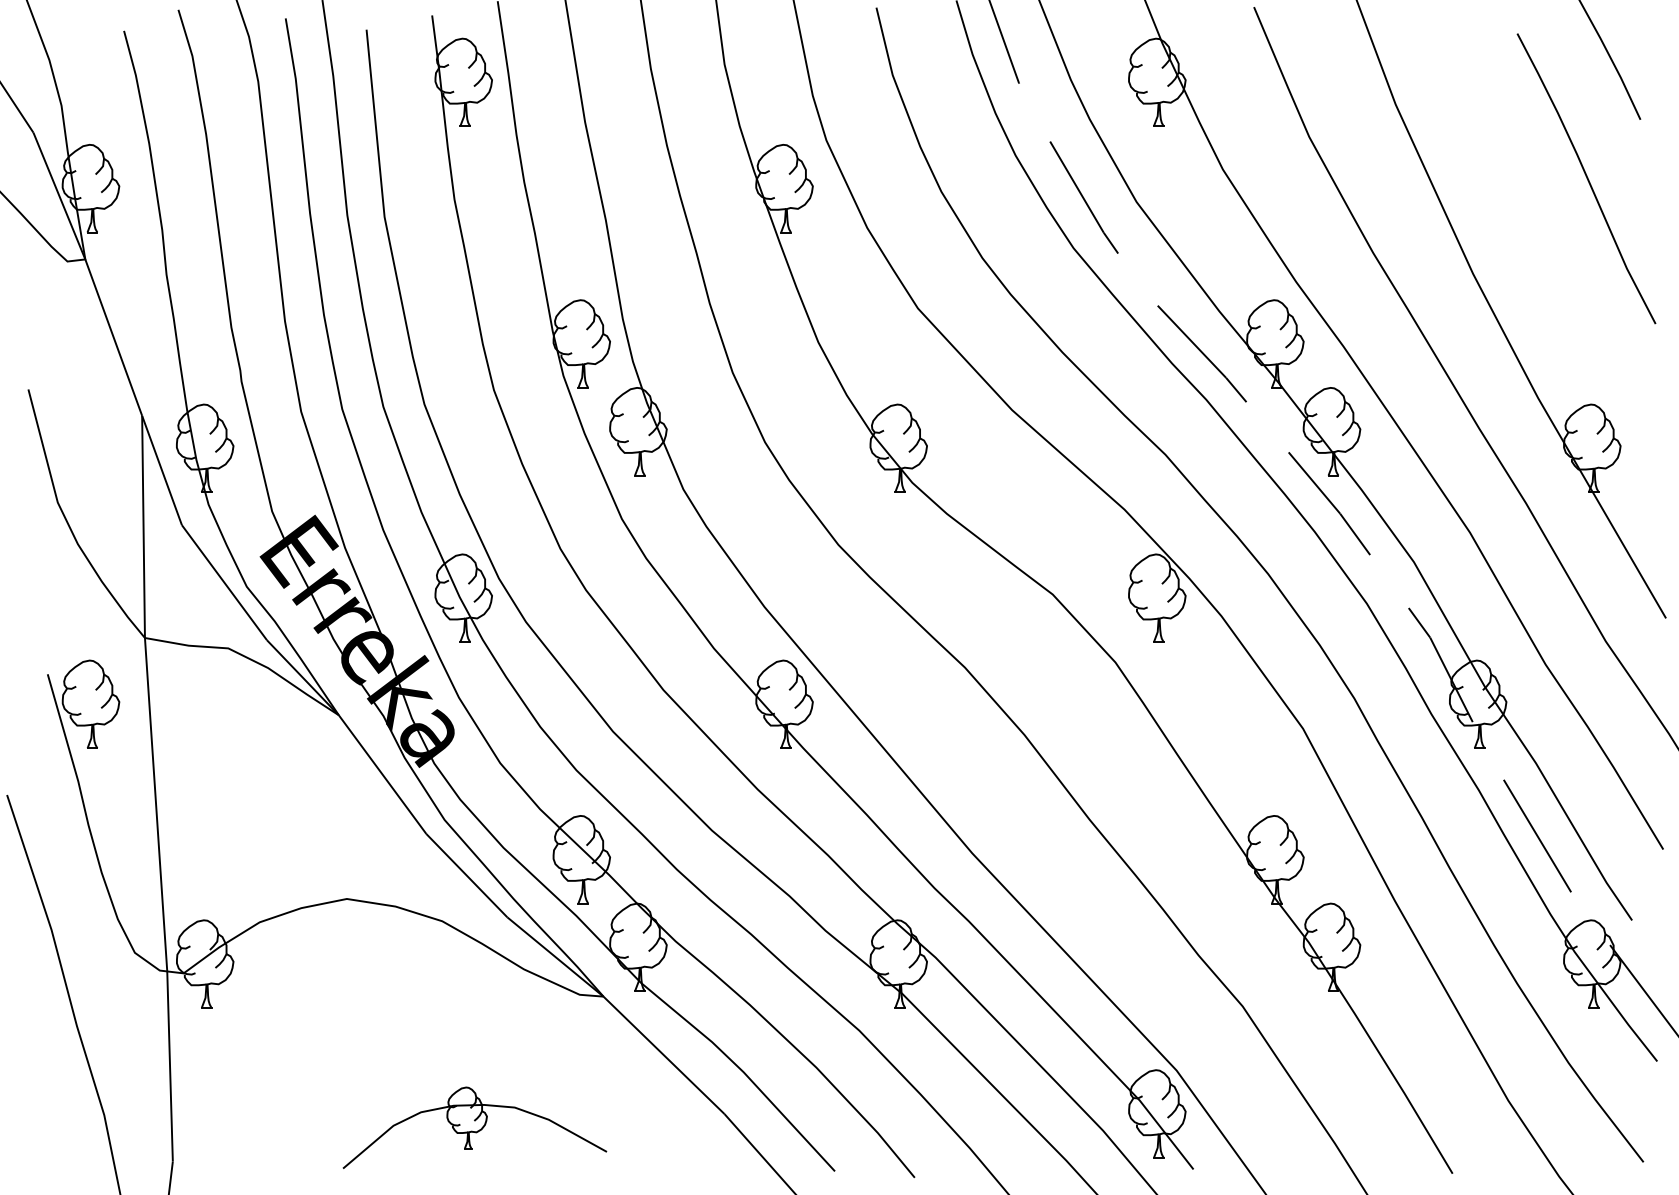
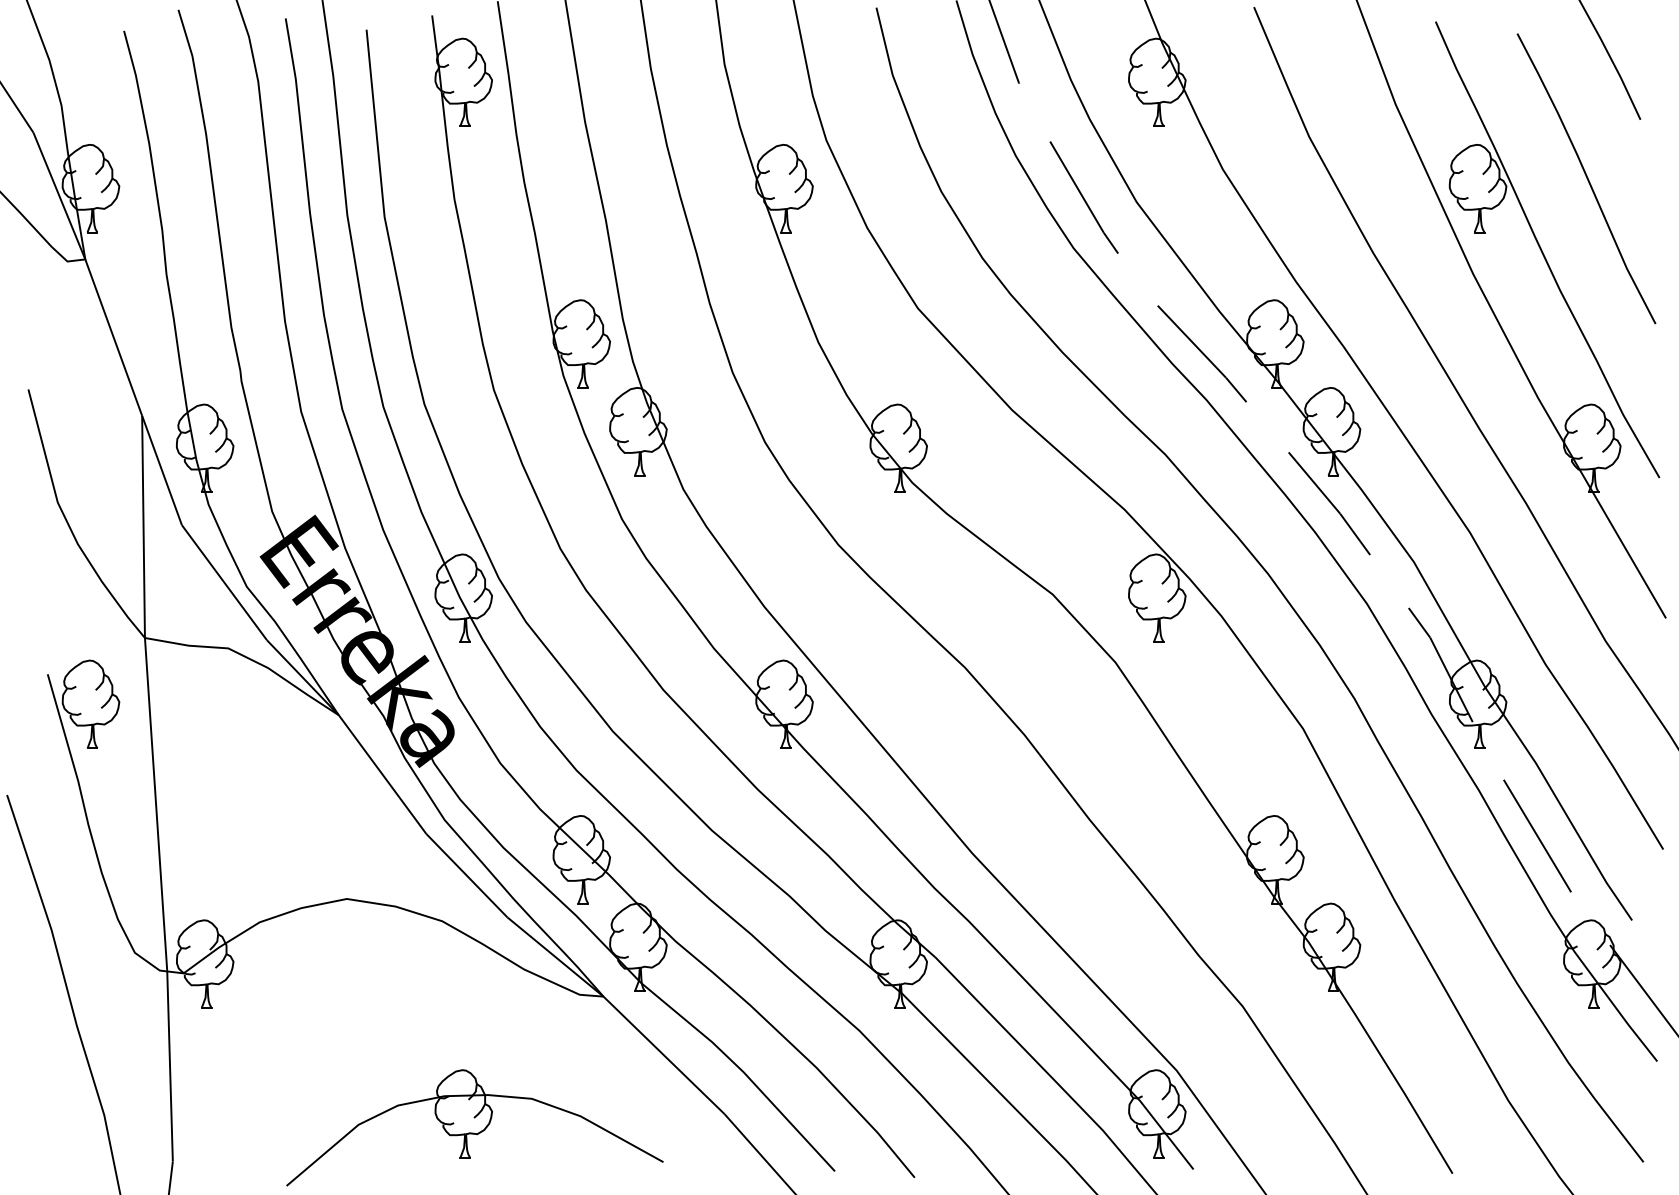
part: none -> present (1547, 249)
part size: 266x83 px -> 378x118 px (474, 1127)
